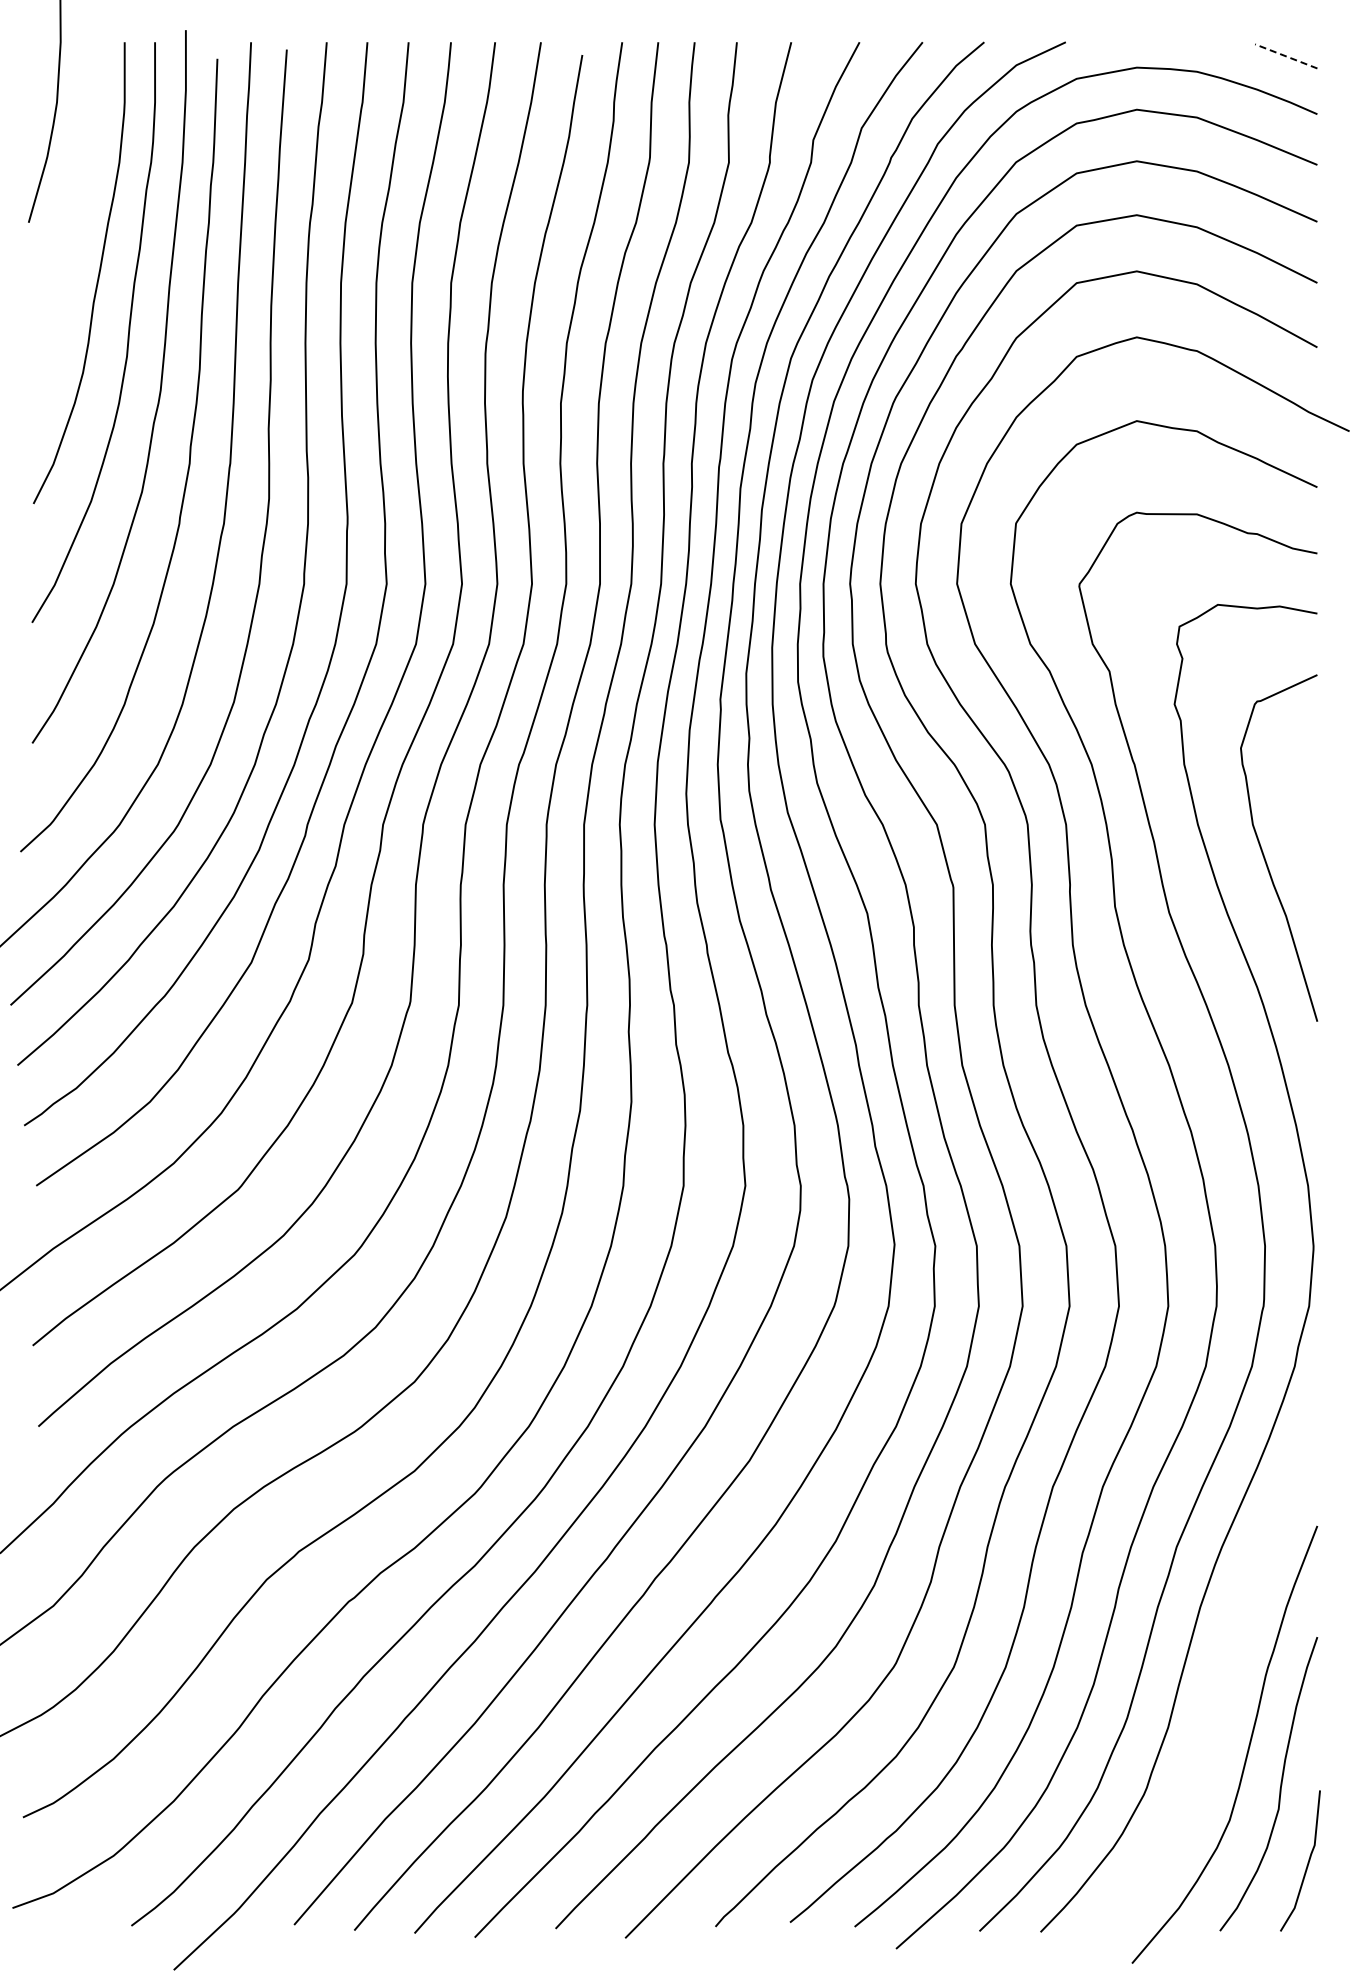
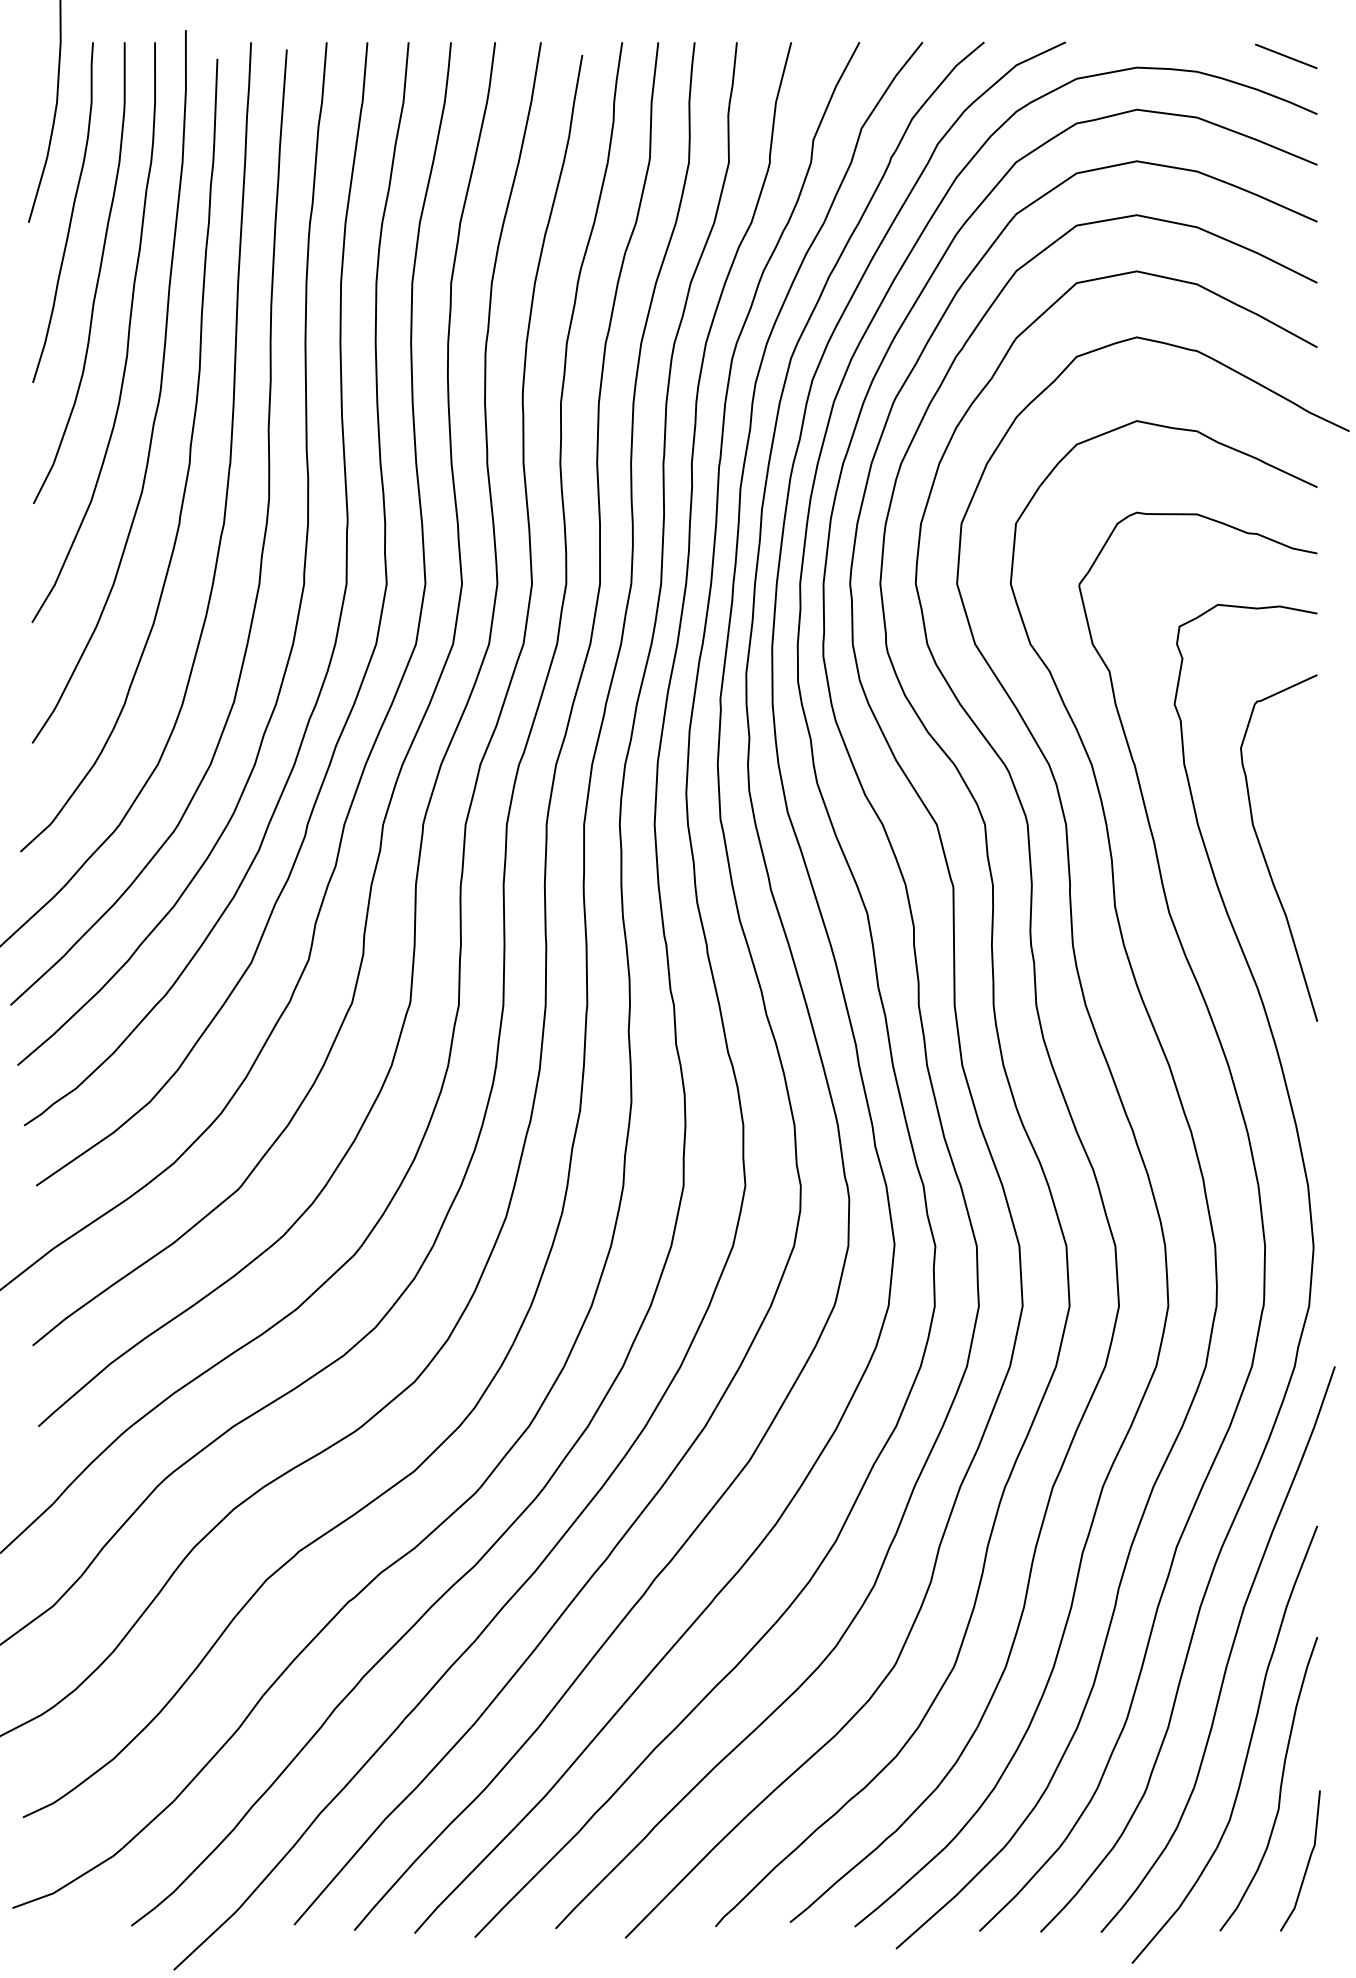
line: dashed -> solid (1285, 56)
curve: none -> present (70, 215)
curve: none -> present (1229, 1652)
